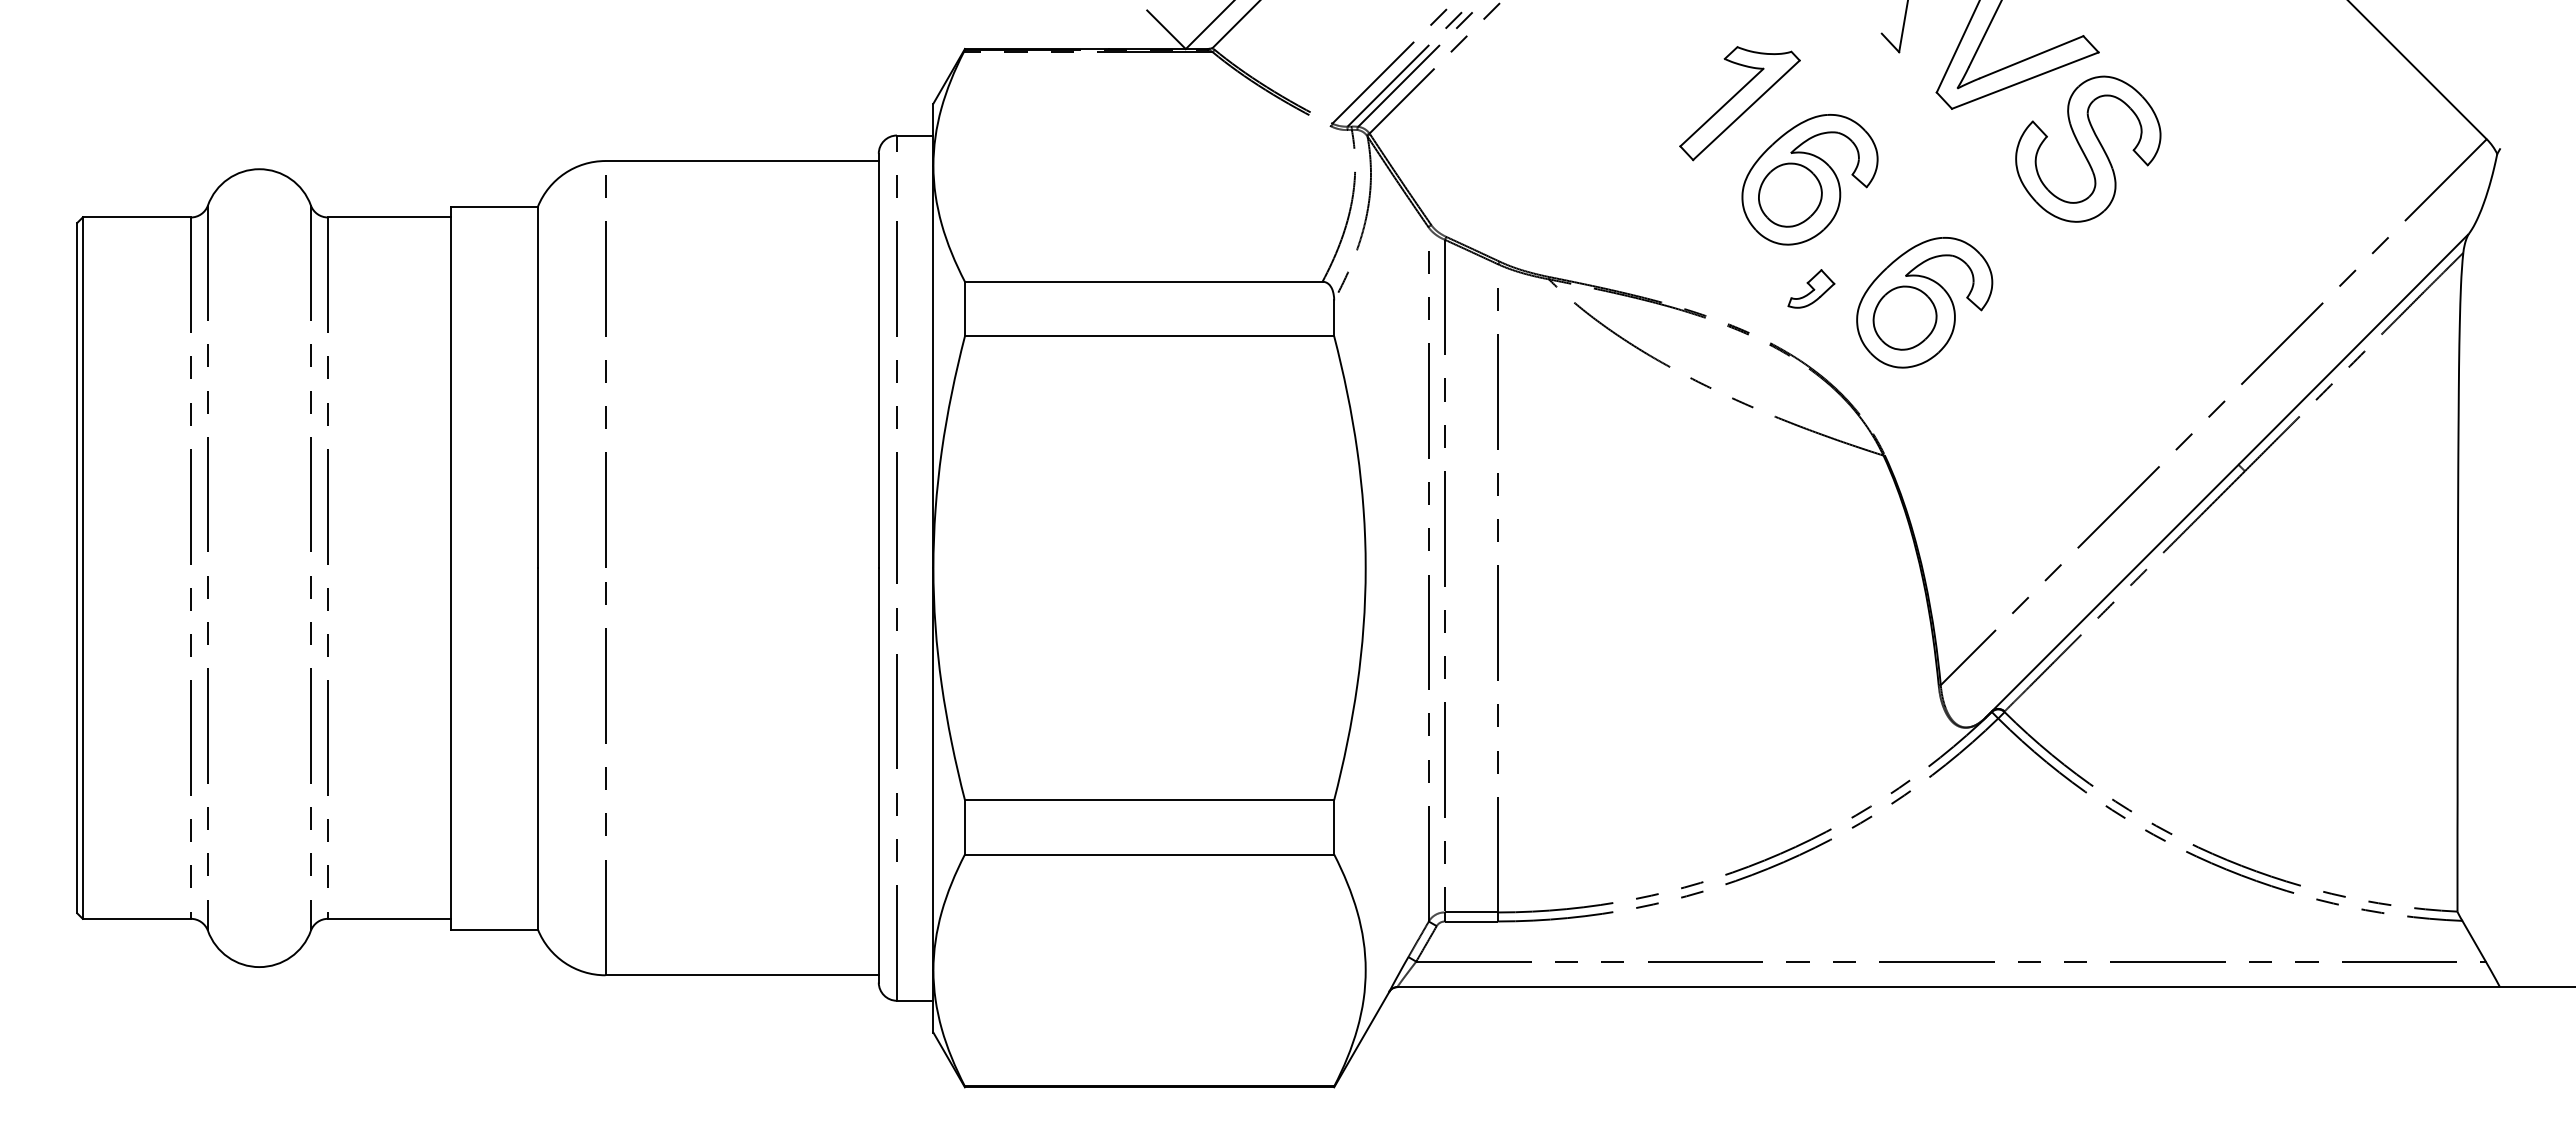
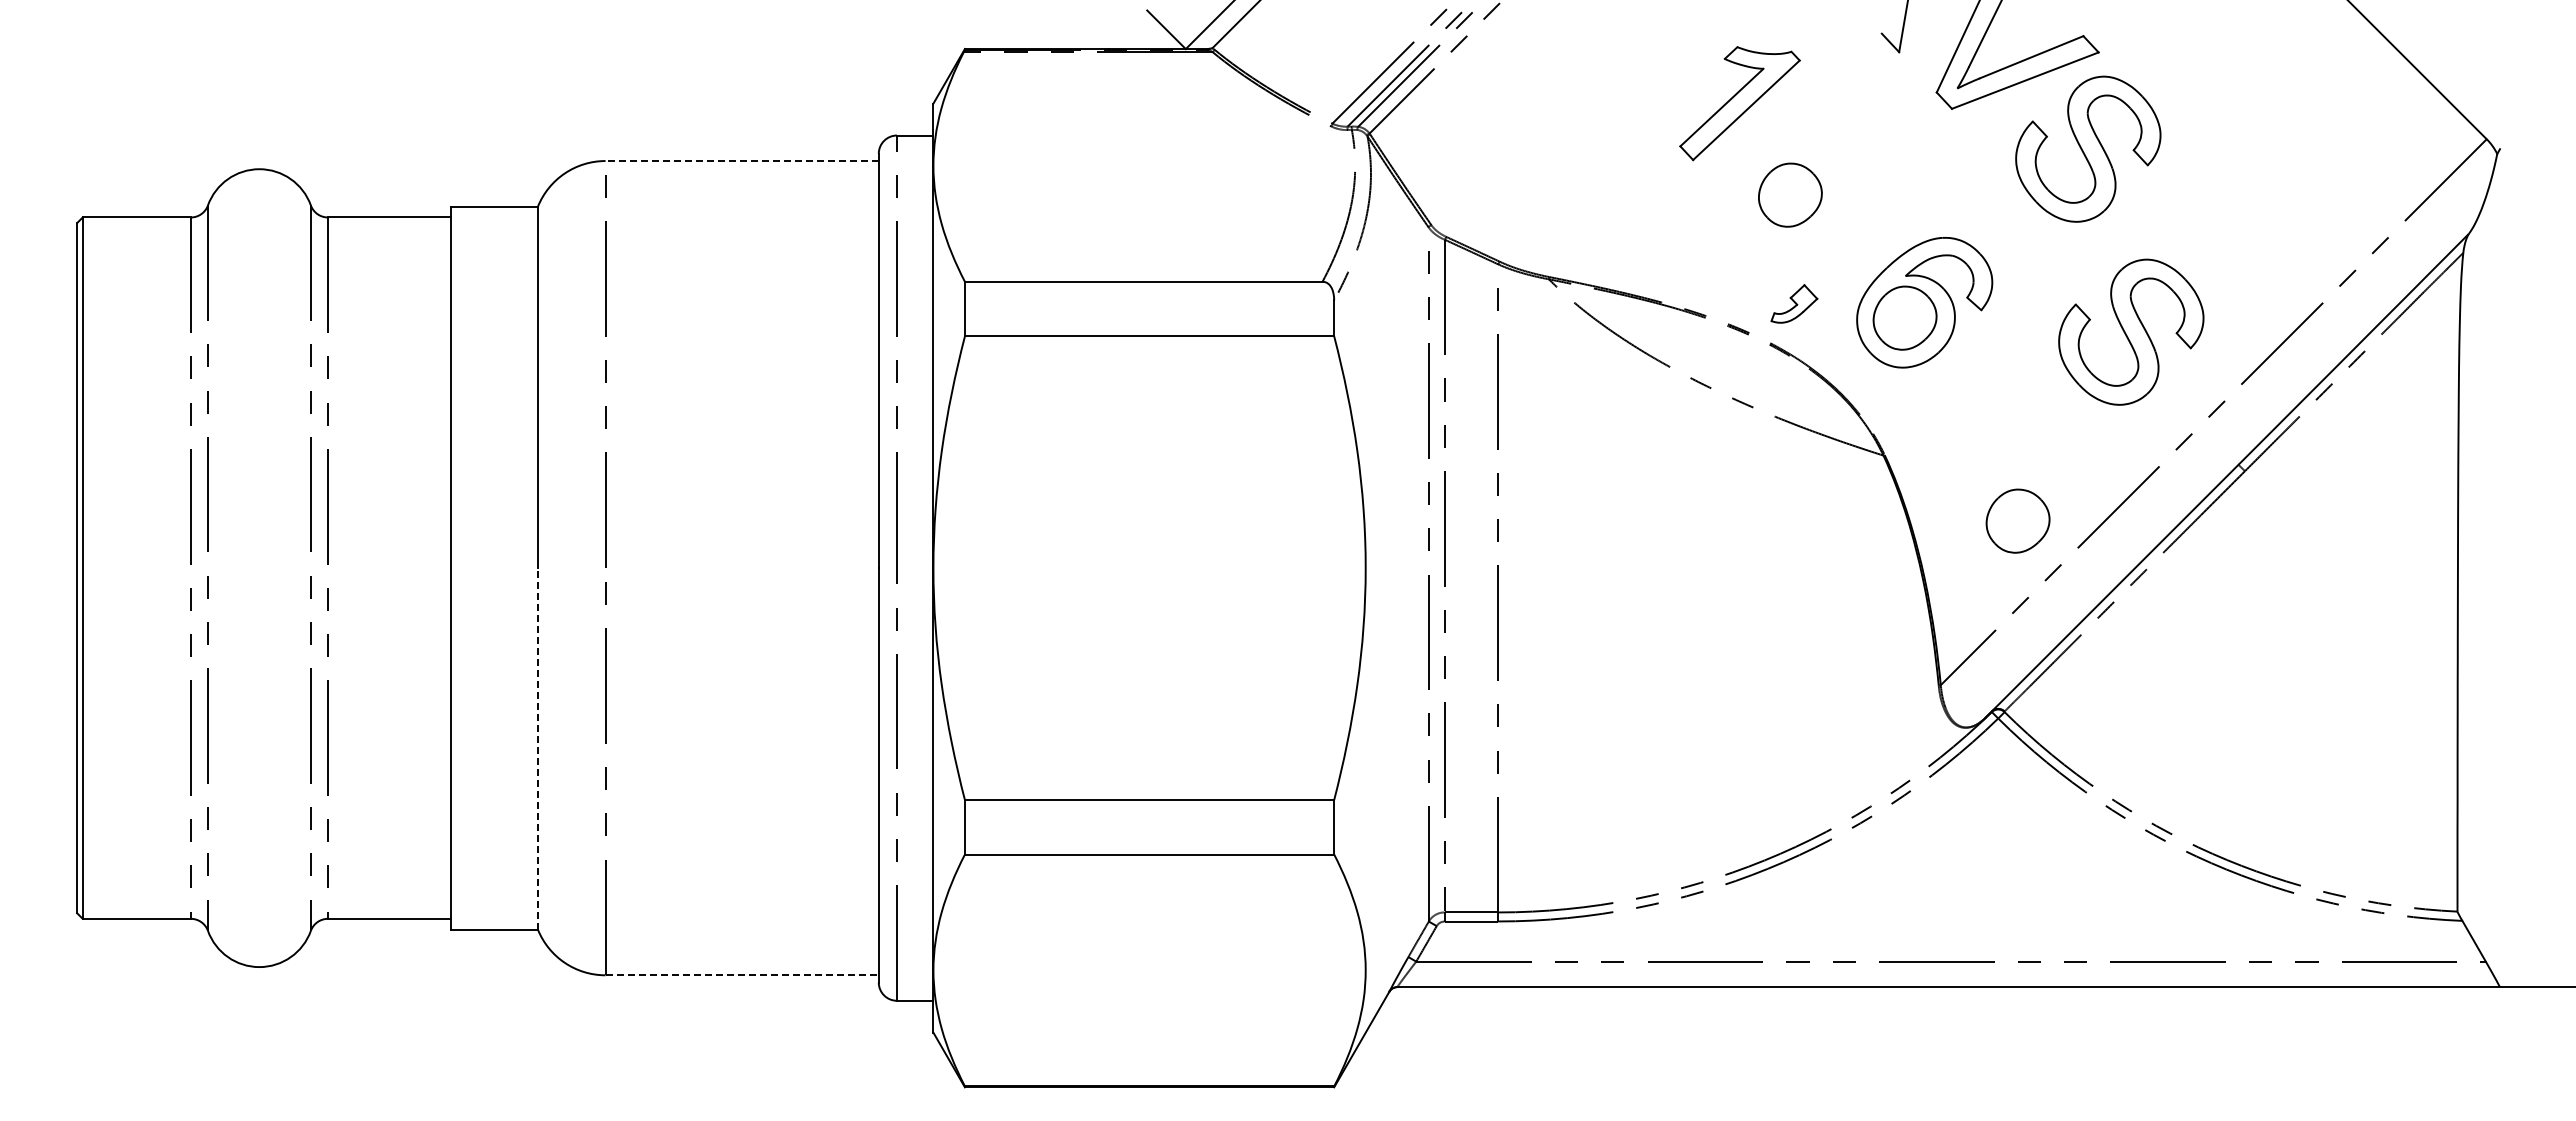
line: solid -> dashed (742, 161)
part: present -> none (1809, 179)
part position: (1811, 288) -> (1794, 303) (1794, 303)
part: none -> present (2131, 331)
part: none -> present (2017, 520)
line: solid -> dashed (537, 748)
line: solid -> dashed (742, 975)
